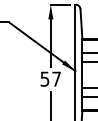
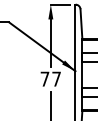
text: 57 -> 77 (44, 78)
